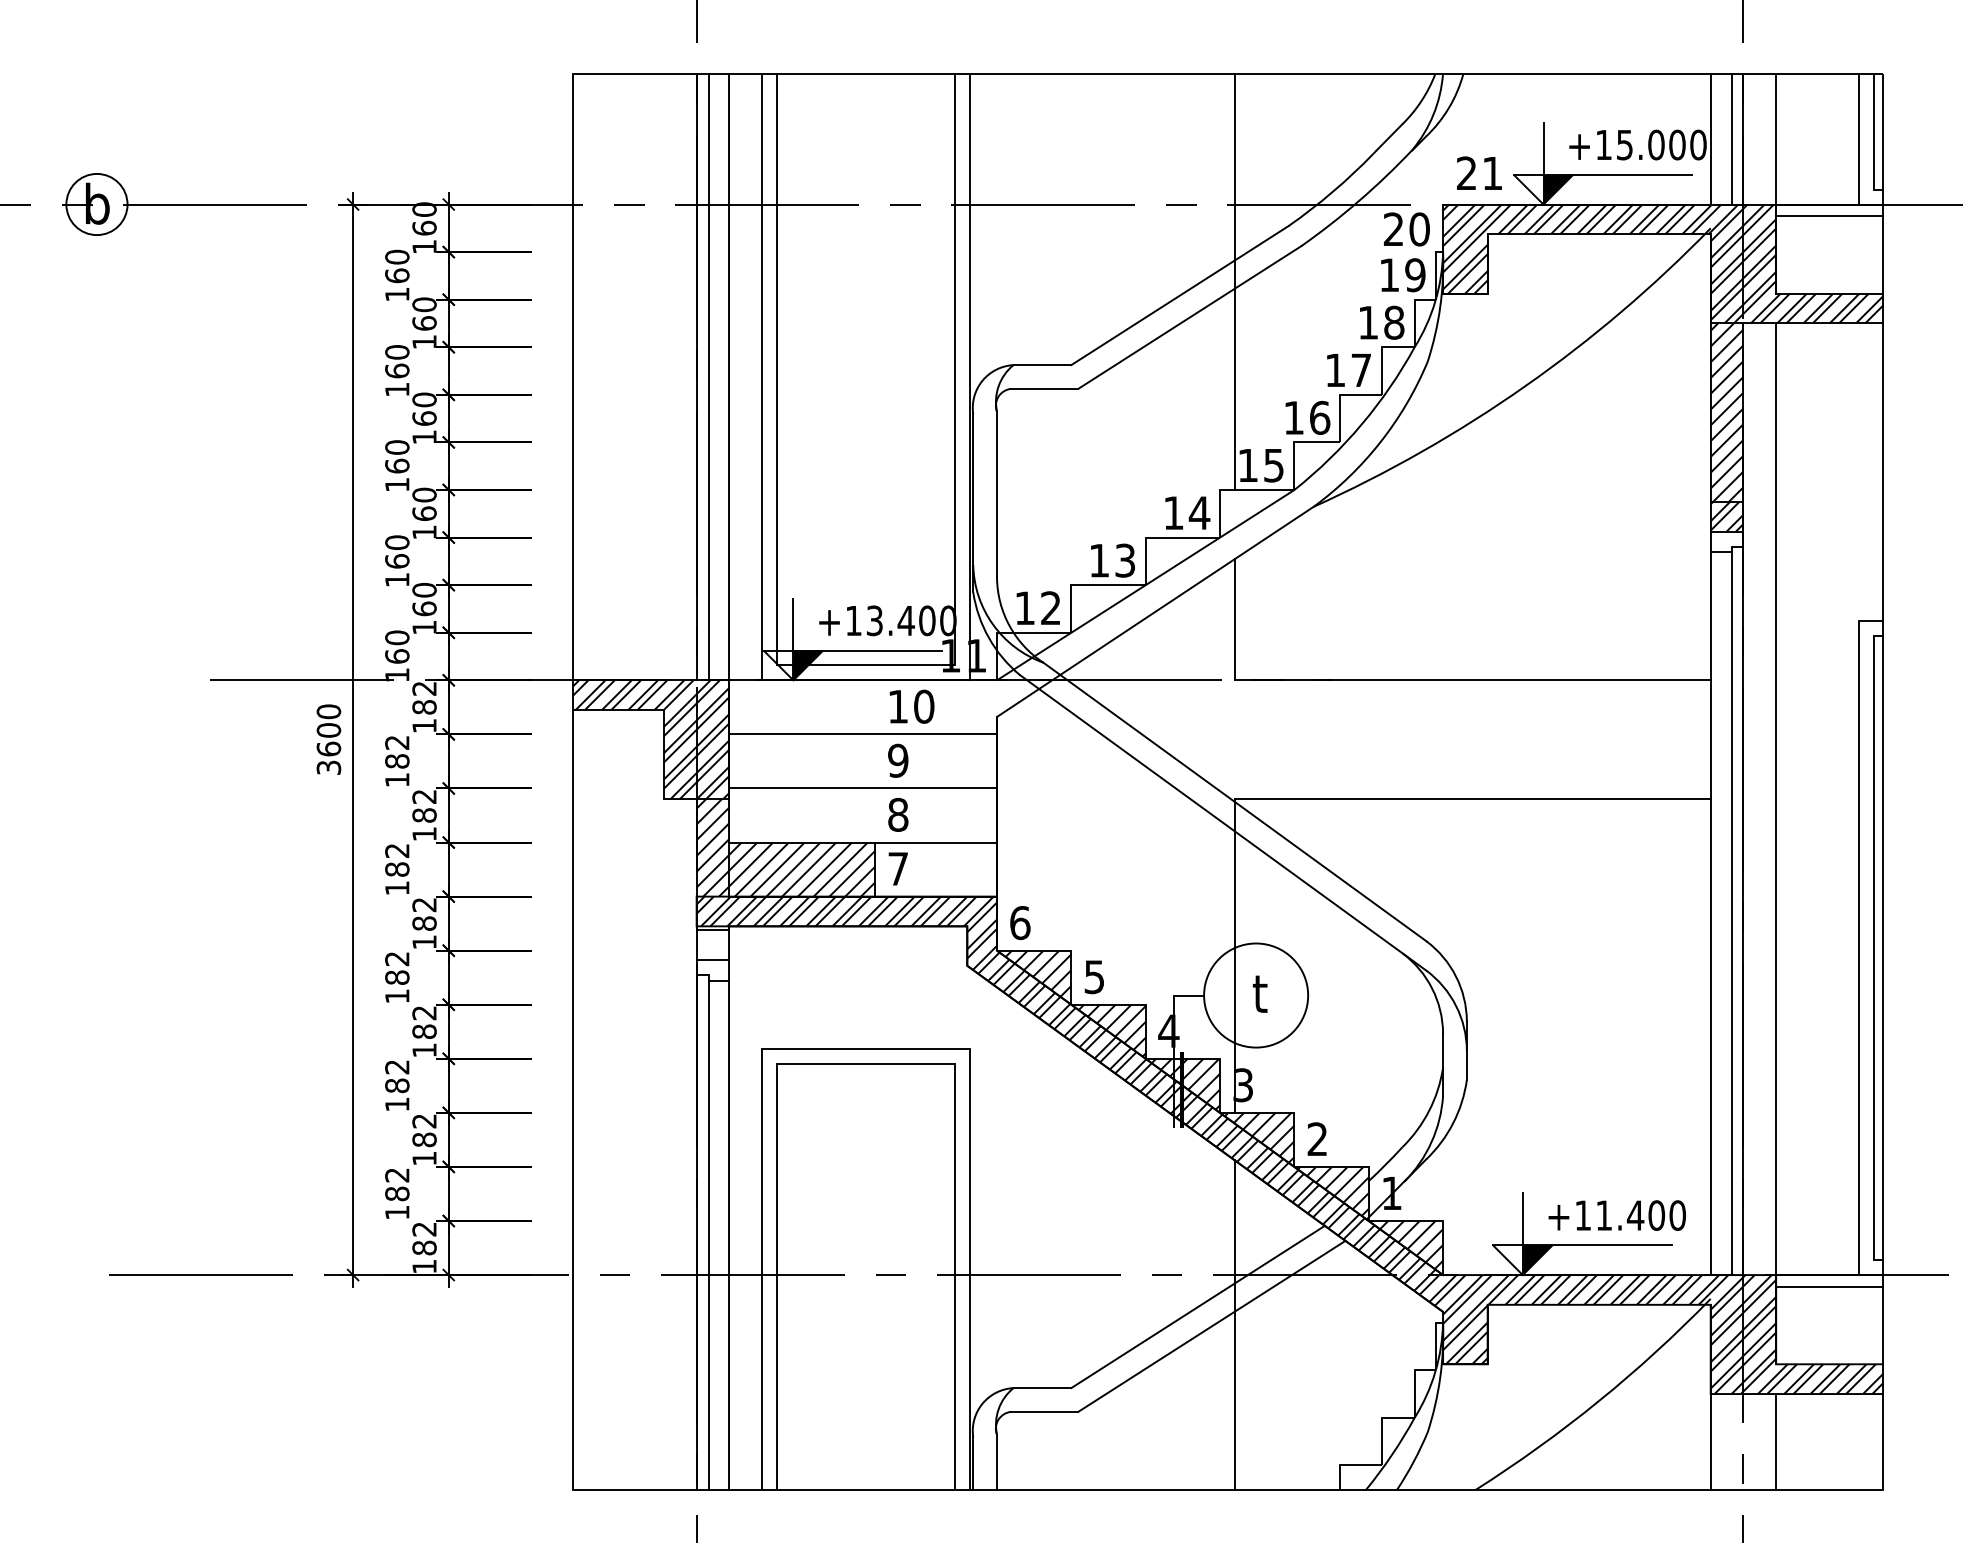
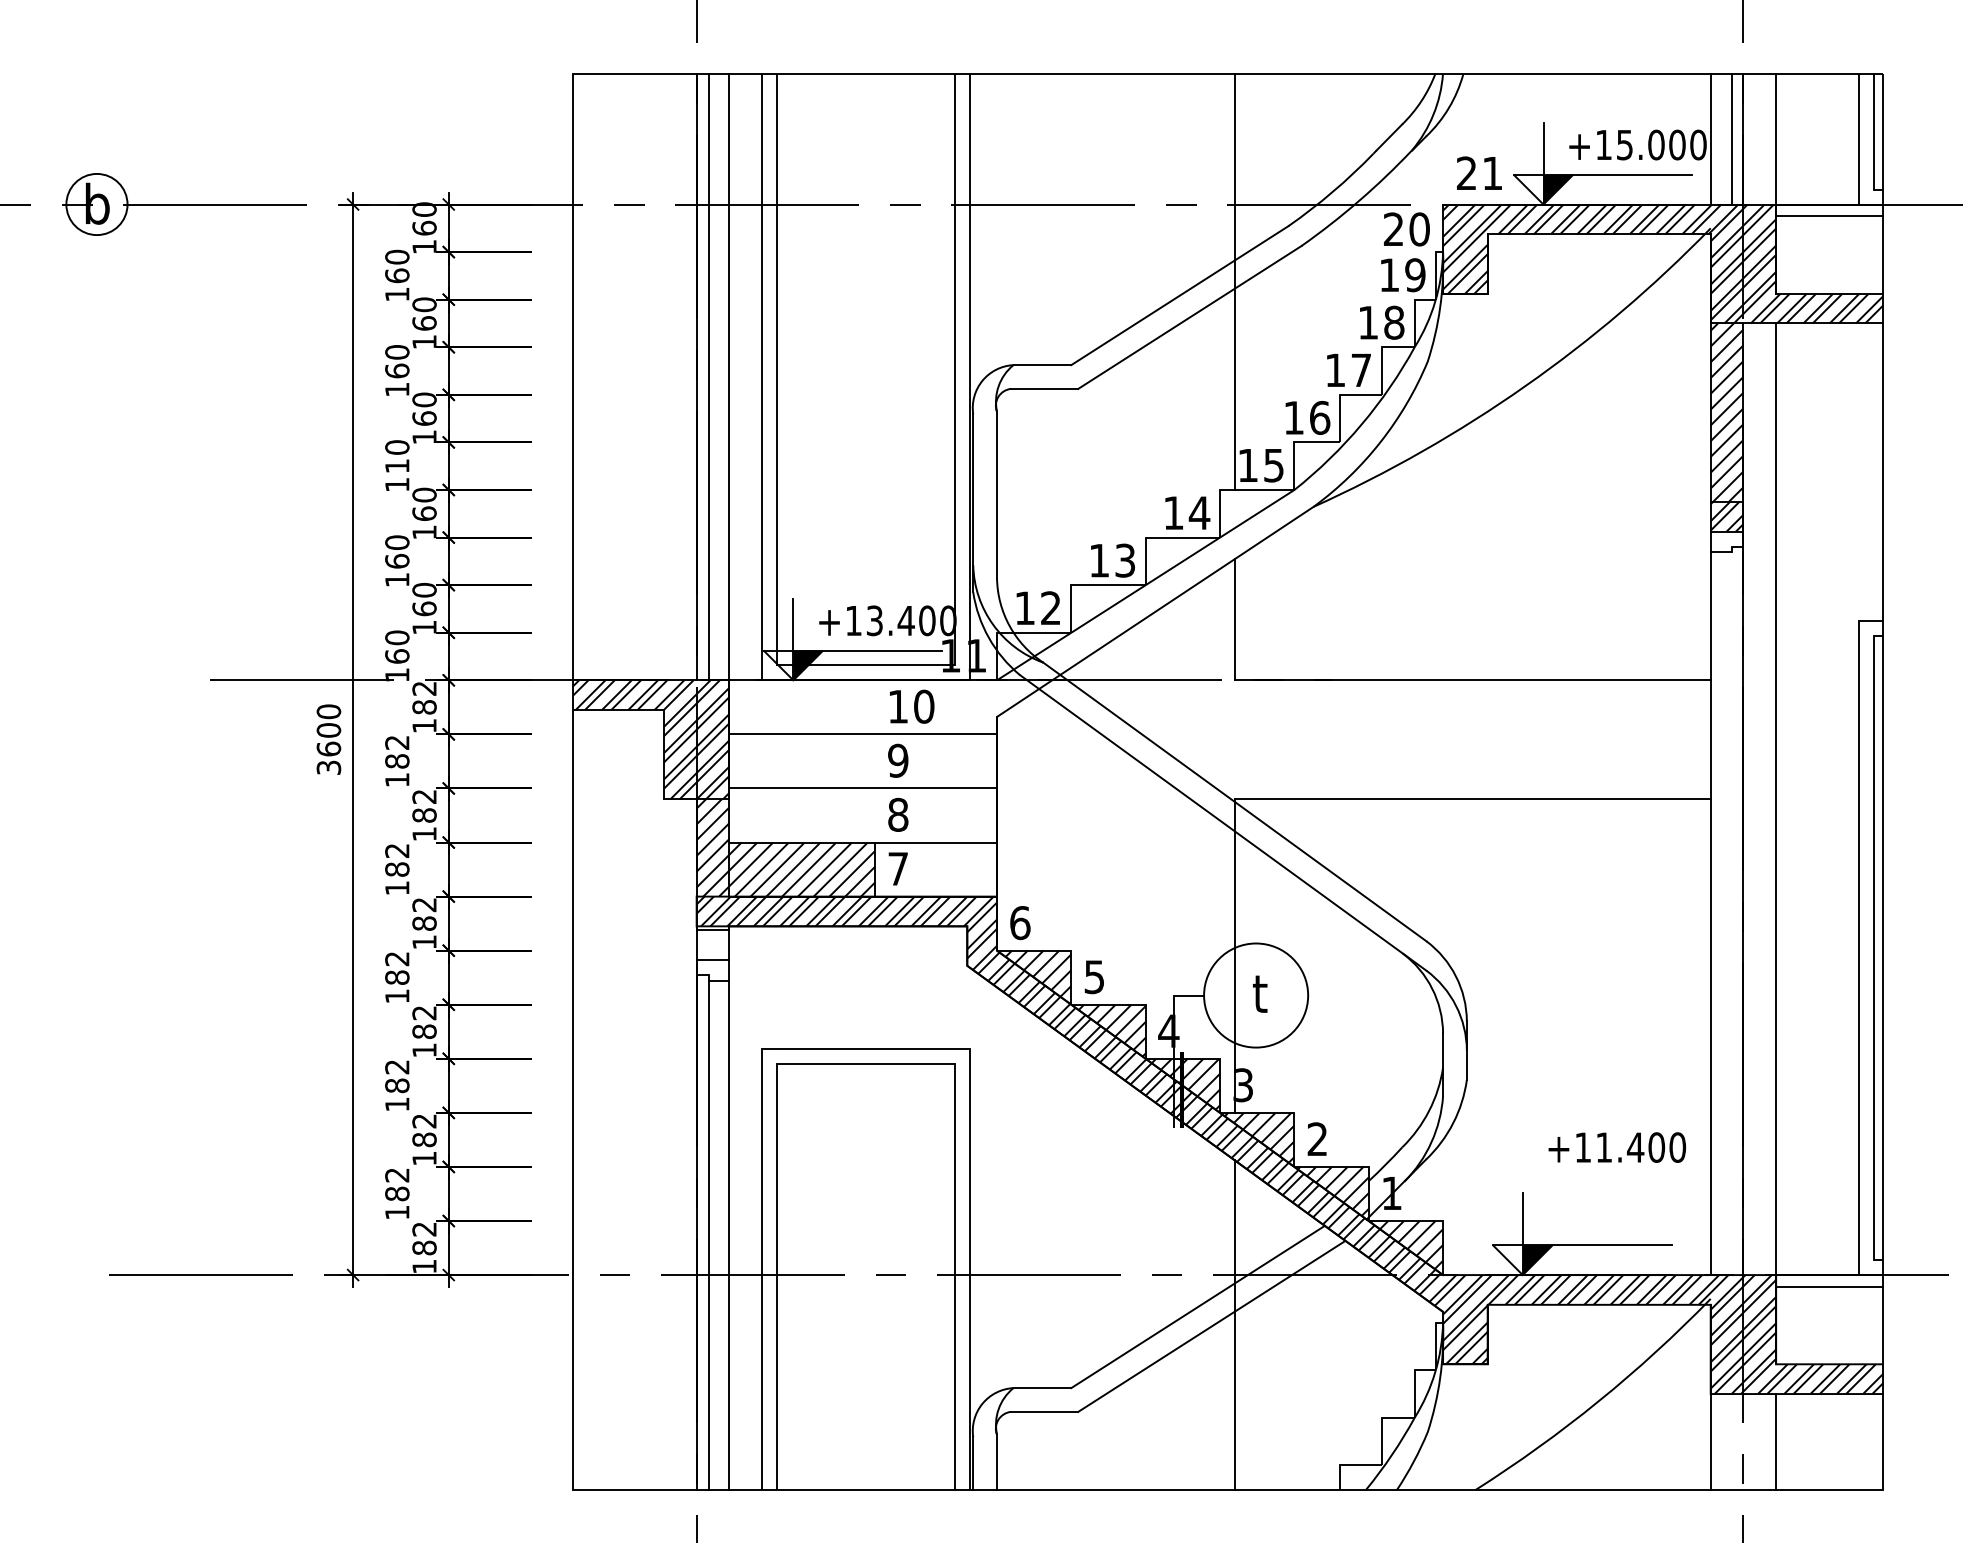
text: 160 -> 110 (397, 465)
line: present -> none (1731, 913)
text position: (1617, 1215) -> (1617, 1147) (1617, 1147)
